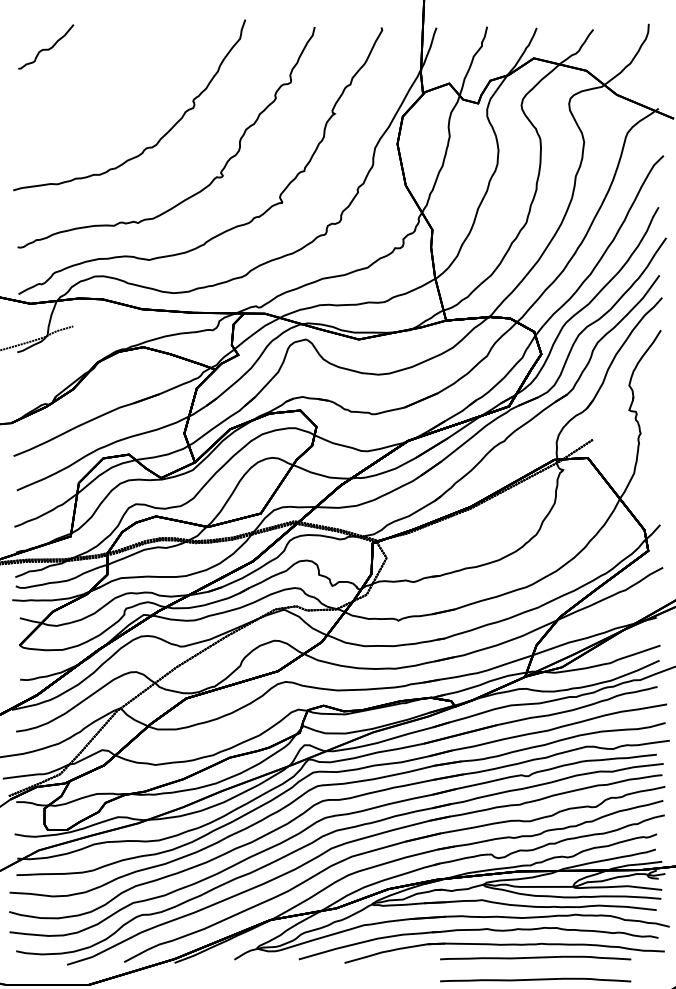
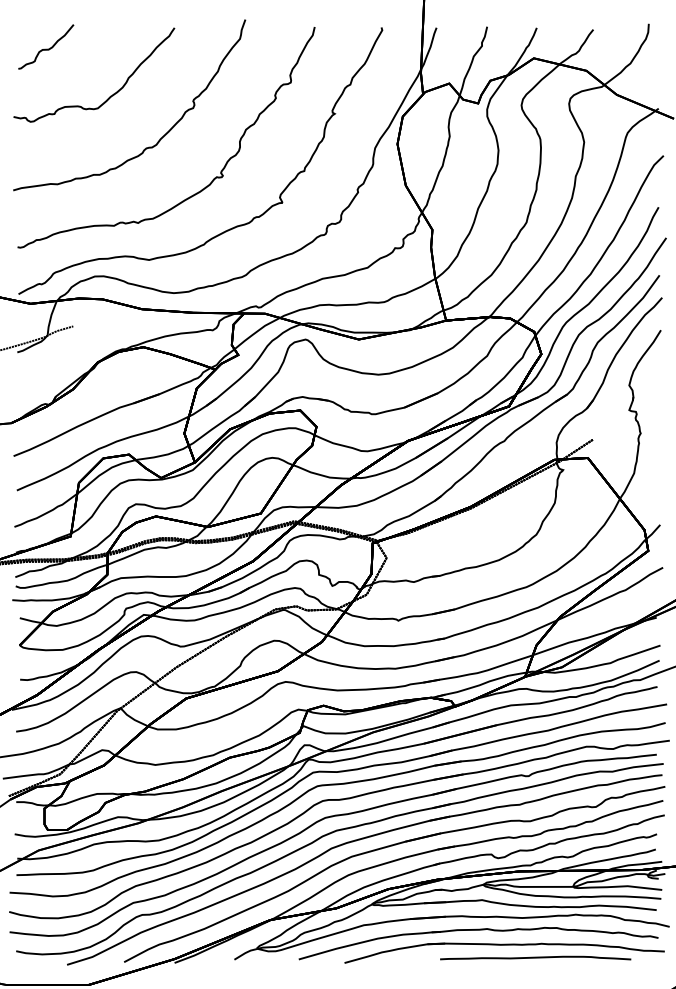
curve: none -> present (110, 95)
curve: present -> none (535, 979)
